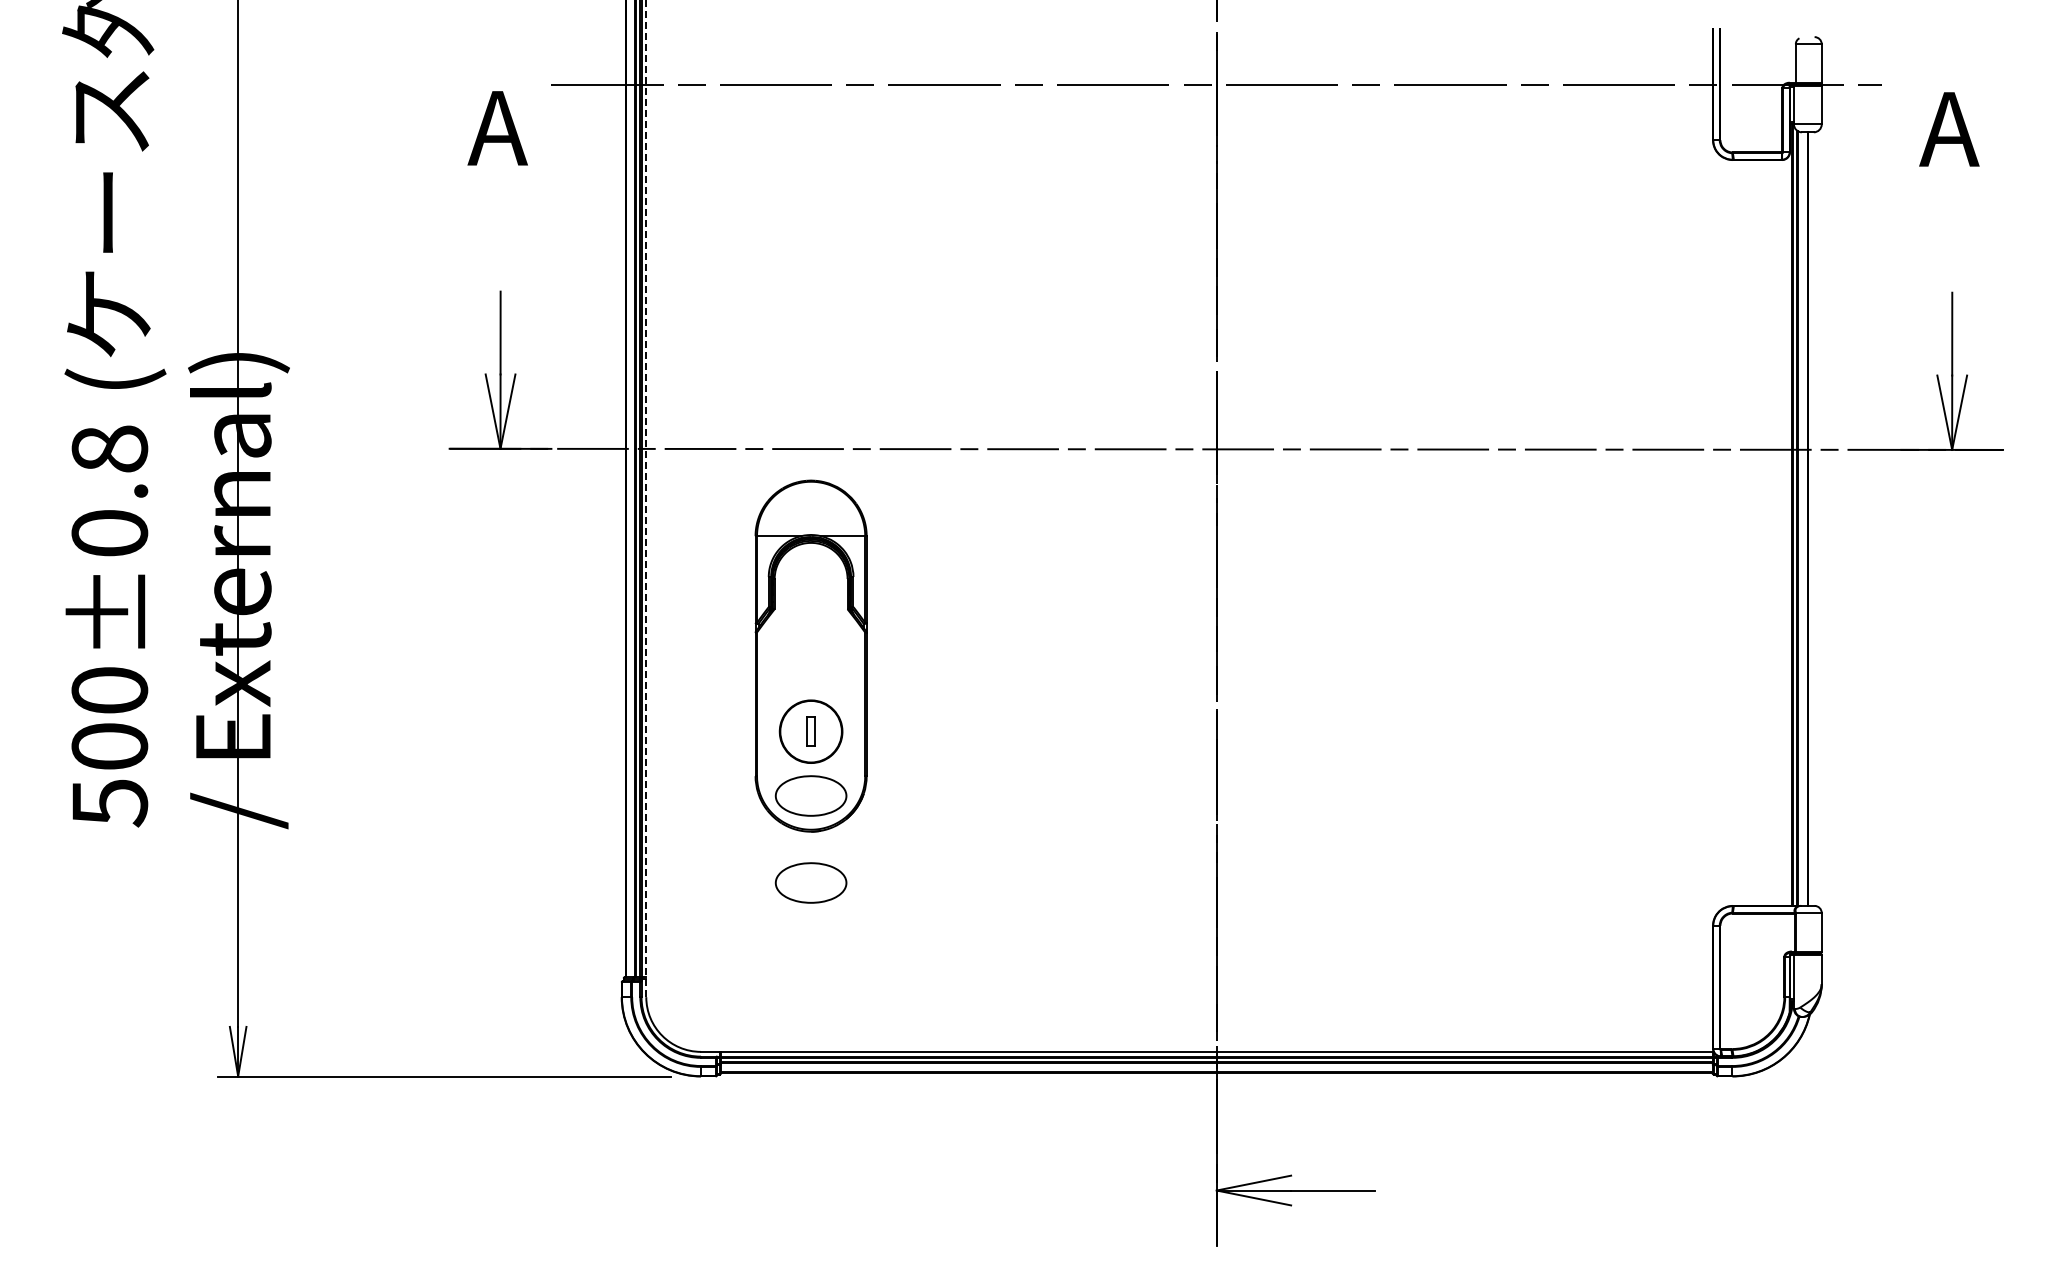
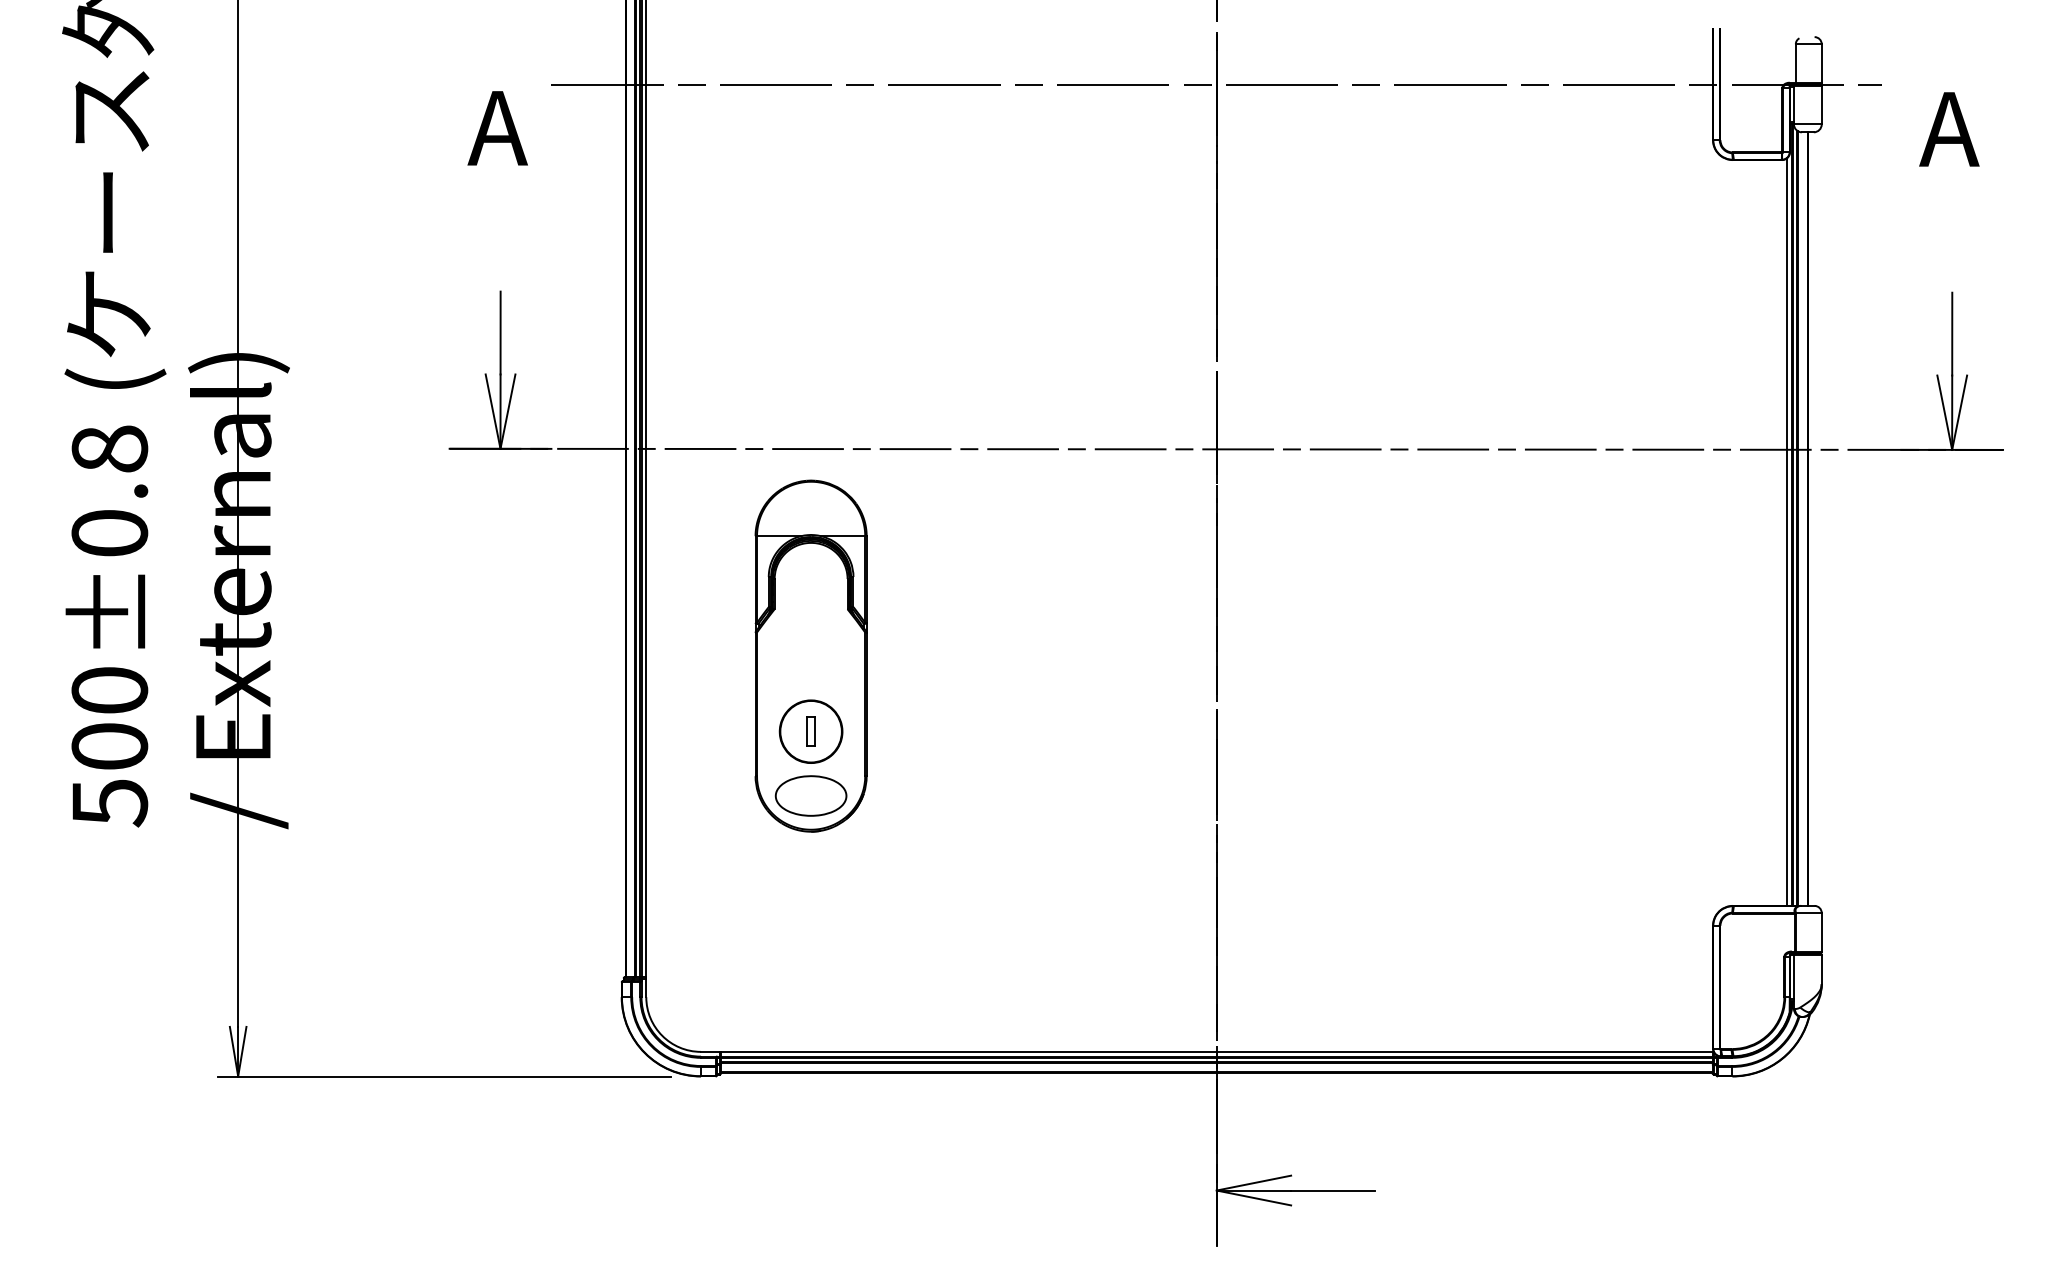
line: dashed -> solid (646, 498)
line: none -> present (1787, 531)
part: present -> none (810, 882)
